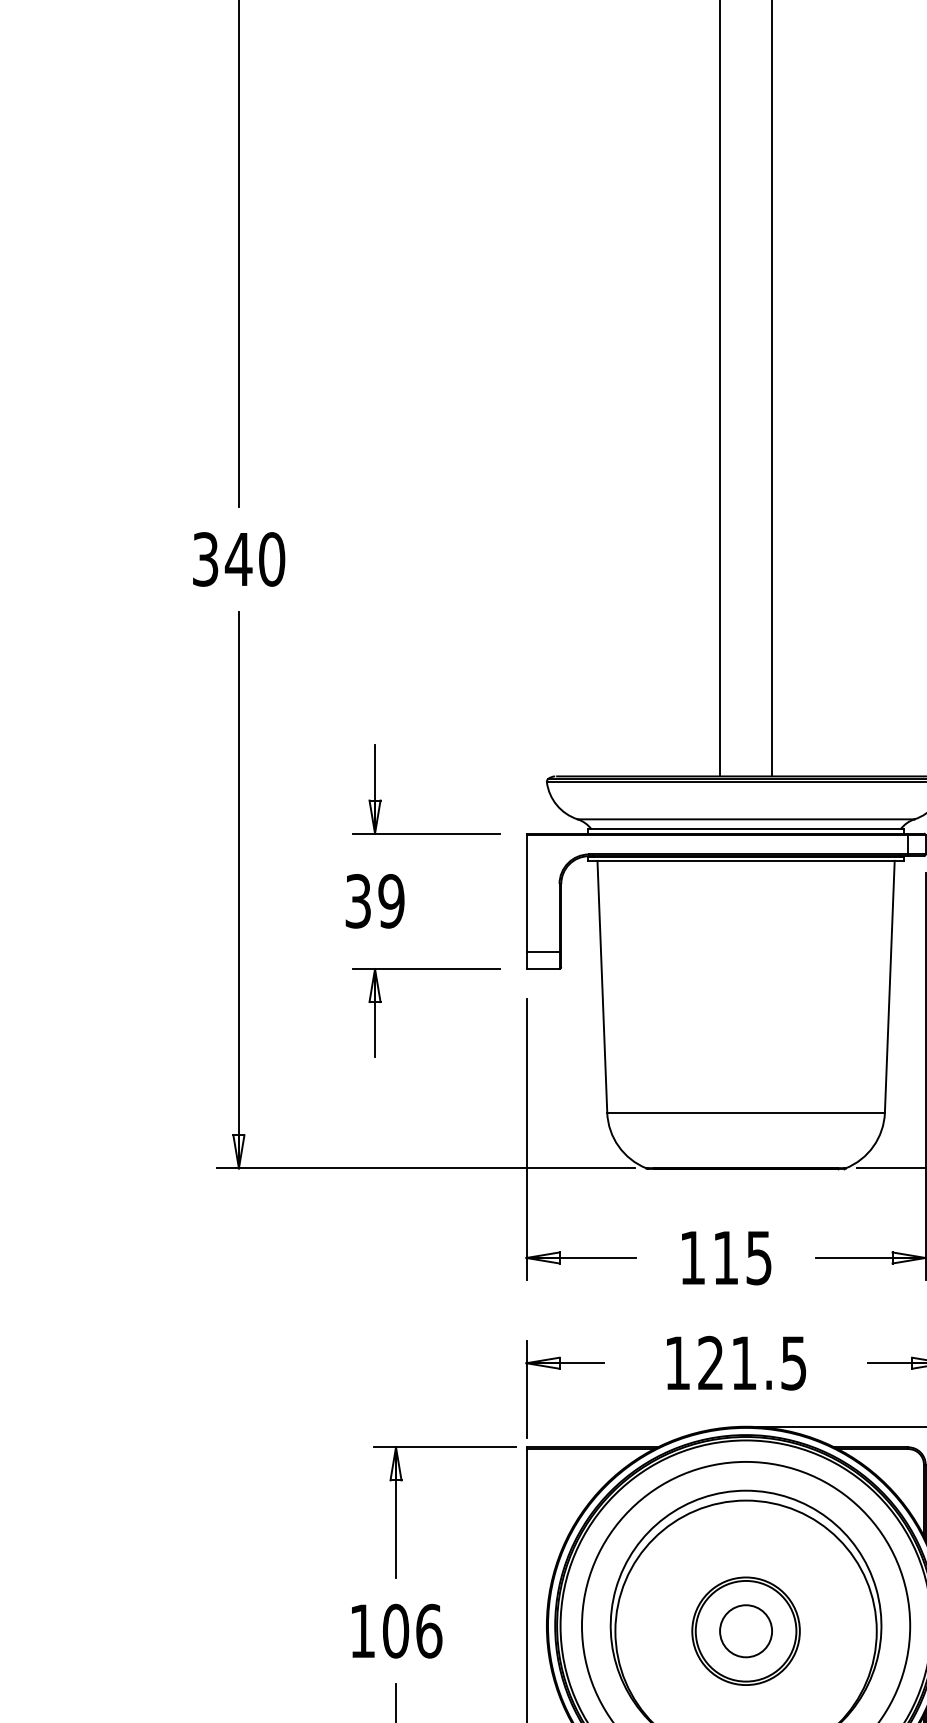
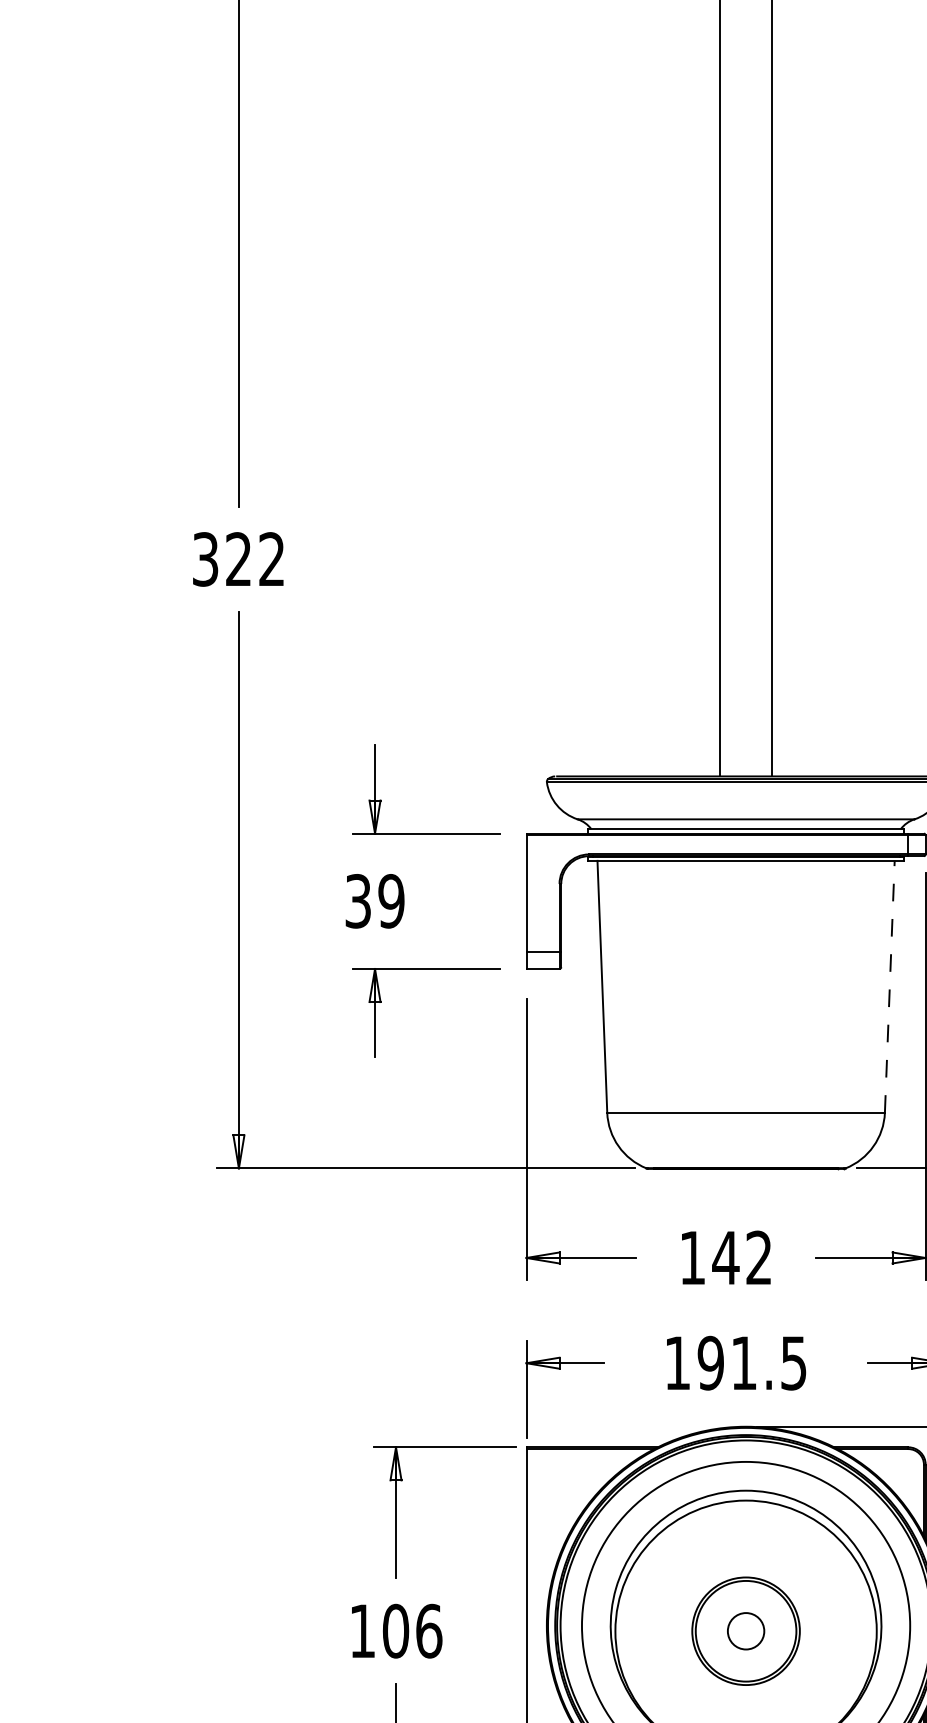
text: 340 -> 322 (254, 559)
line: solid -> dashed (889, 986)
text: 115 -> 142 (741, 1257)
text: 121.5 -> 191.5 (710, 1363)
circle diameter: 52 px -> 36 px (745, 1631)
